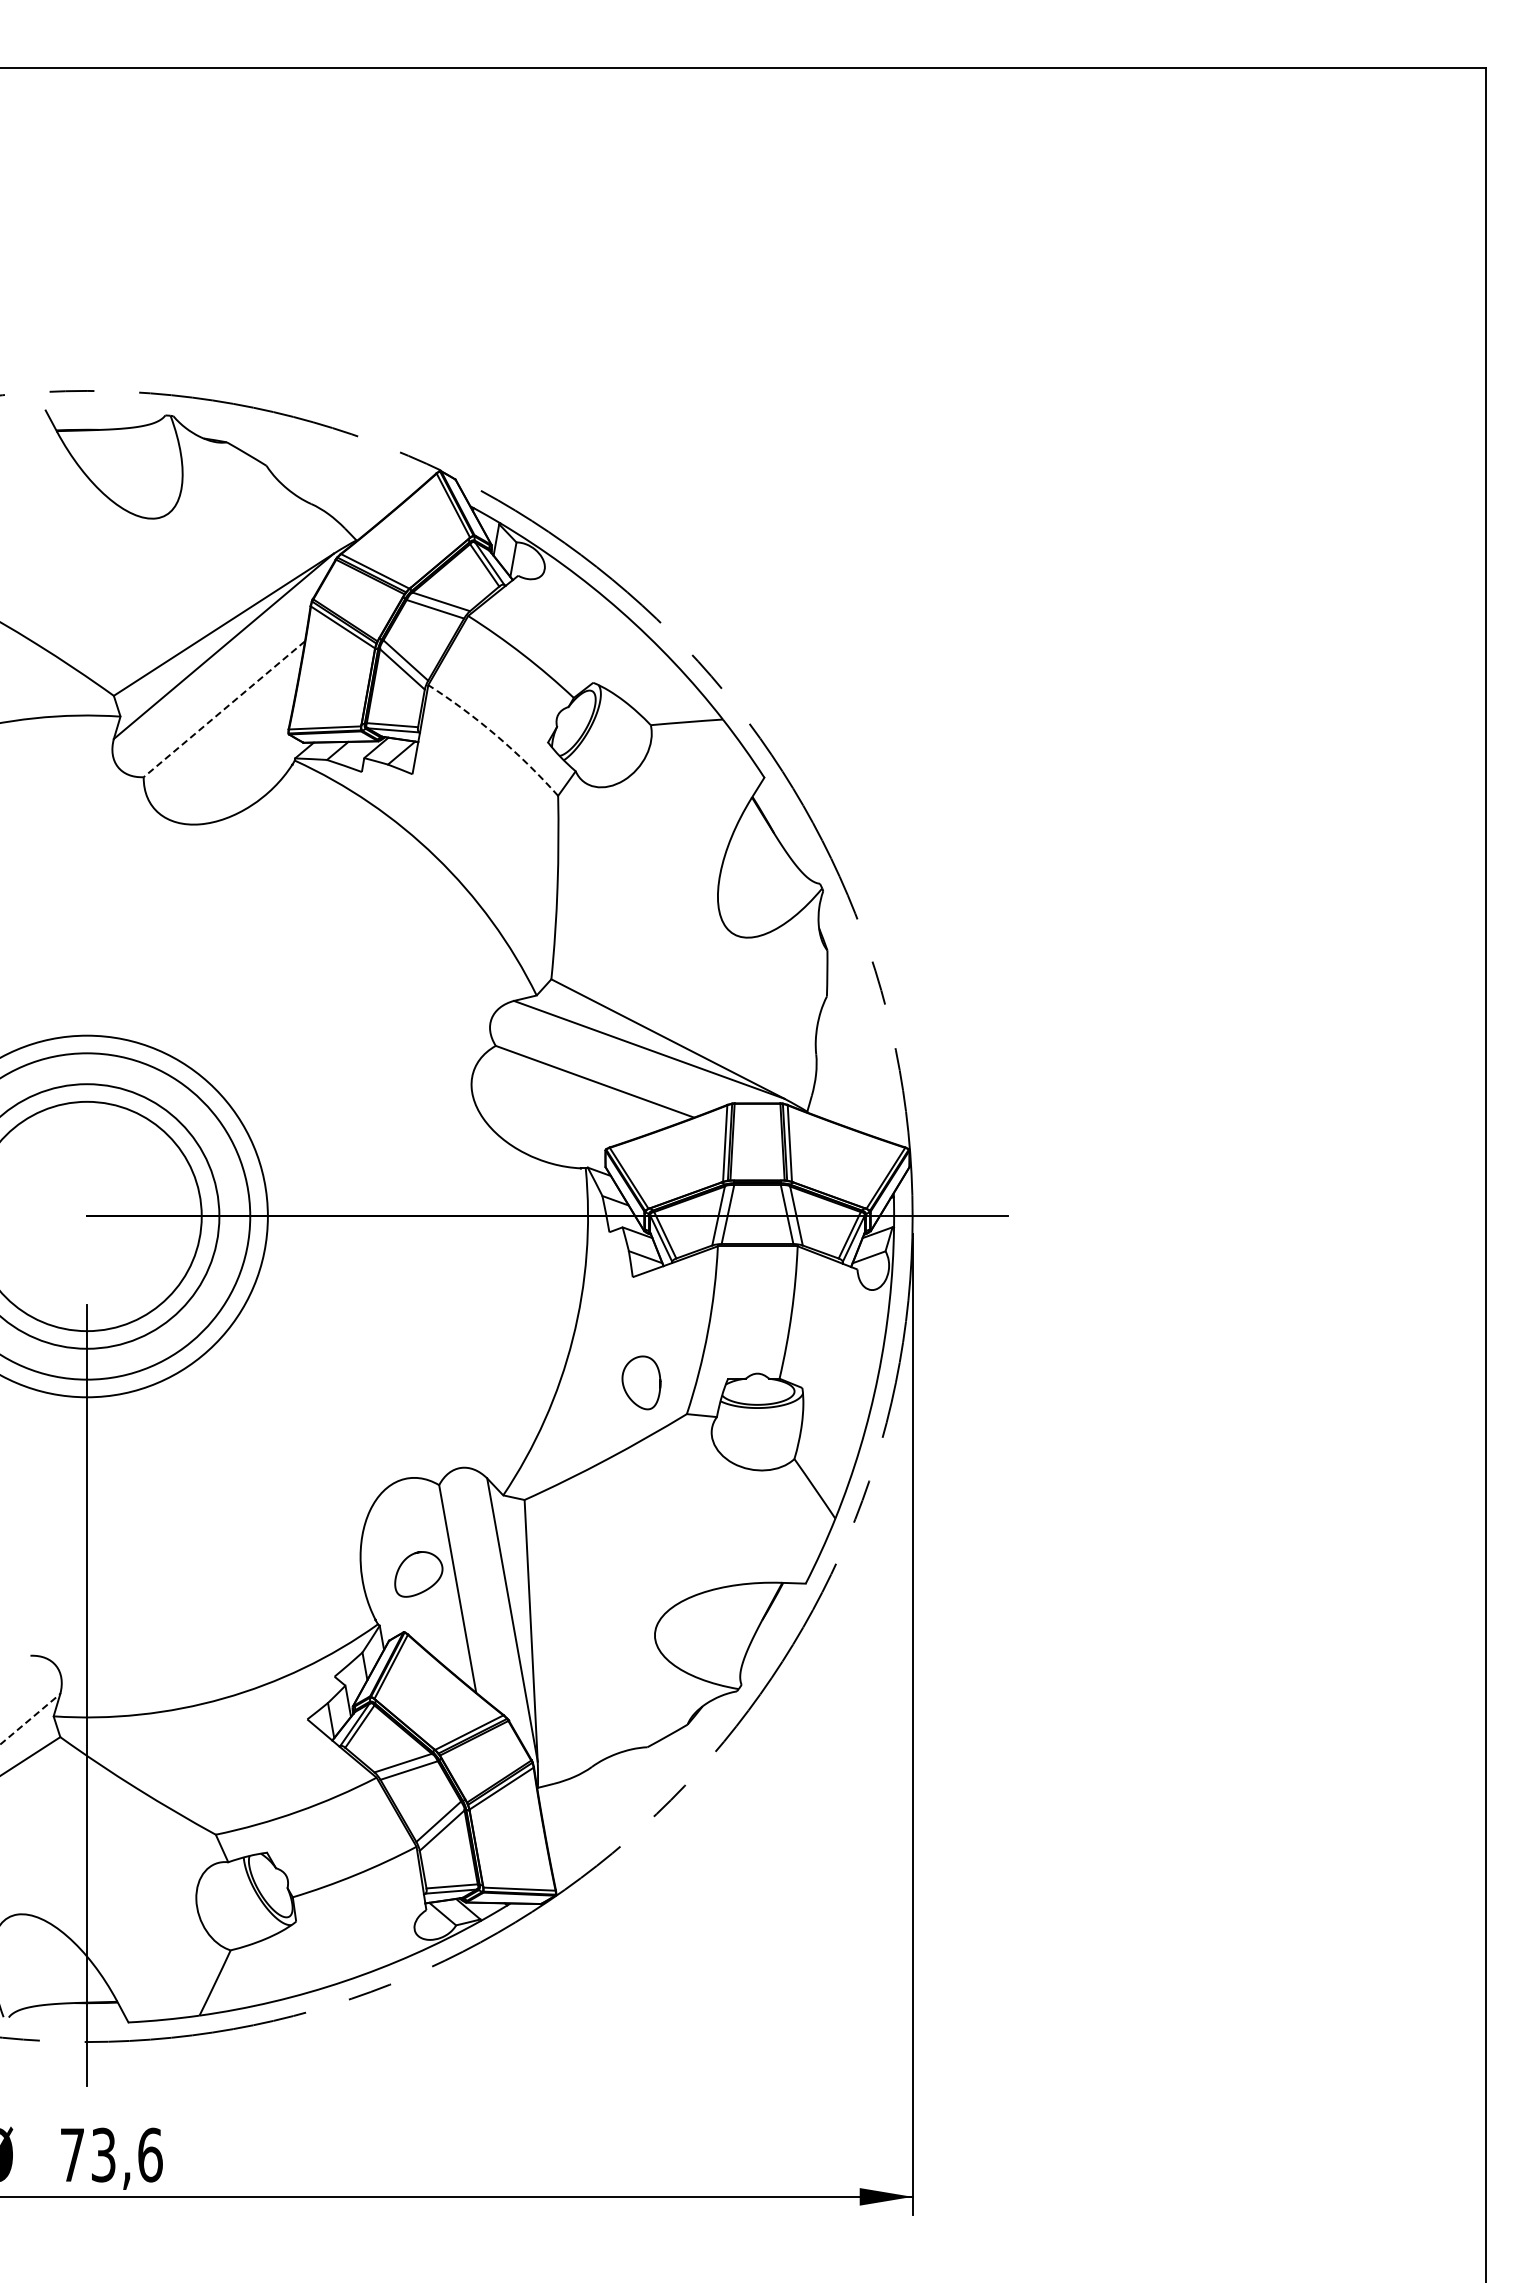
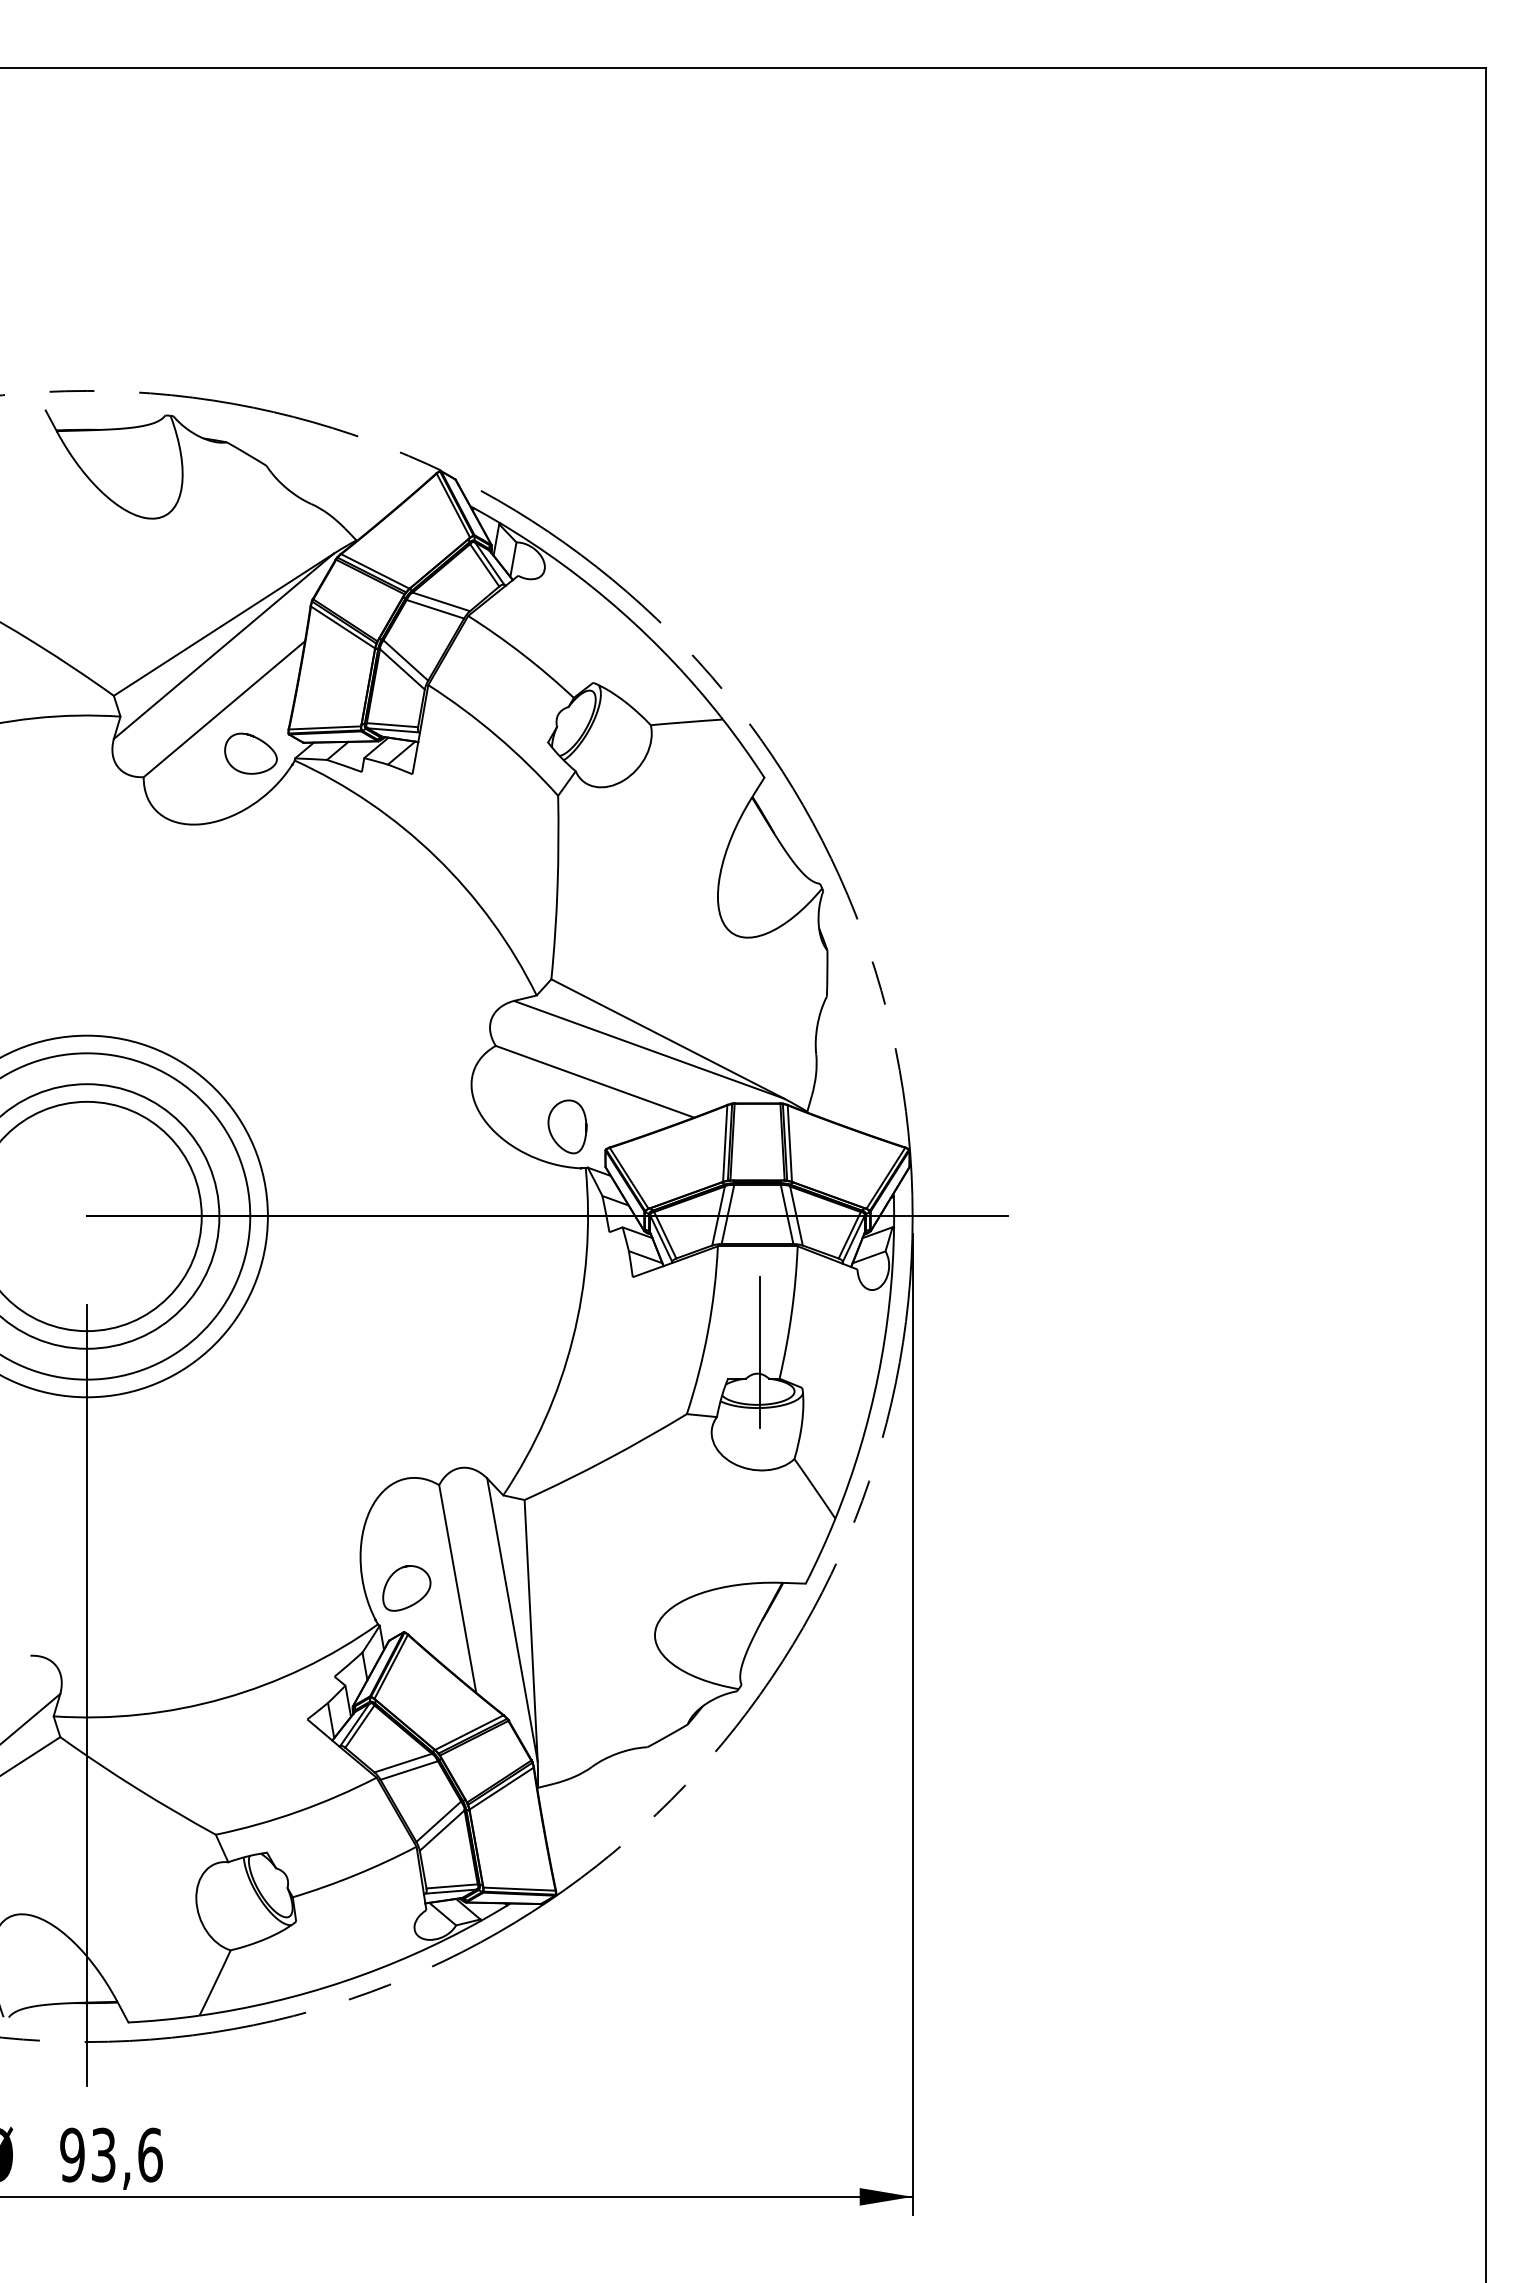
line: dashed -> solid (223, 709)
arc: dashed -> solid (496, 736)
curve: none -> present (260, 741)
line: none -> present (760, 1352)
curve position: (626, 1390) -> (552, 1134) (552, 1134)
curve position: (426, 1588) -> (414, 1602) (414, 1602)
line: dashed -> solid (30, 1719)
text: 73,6 -> 93,6 (72, 2154)
